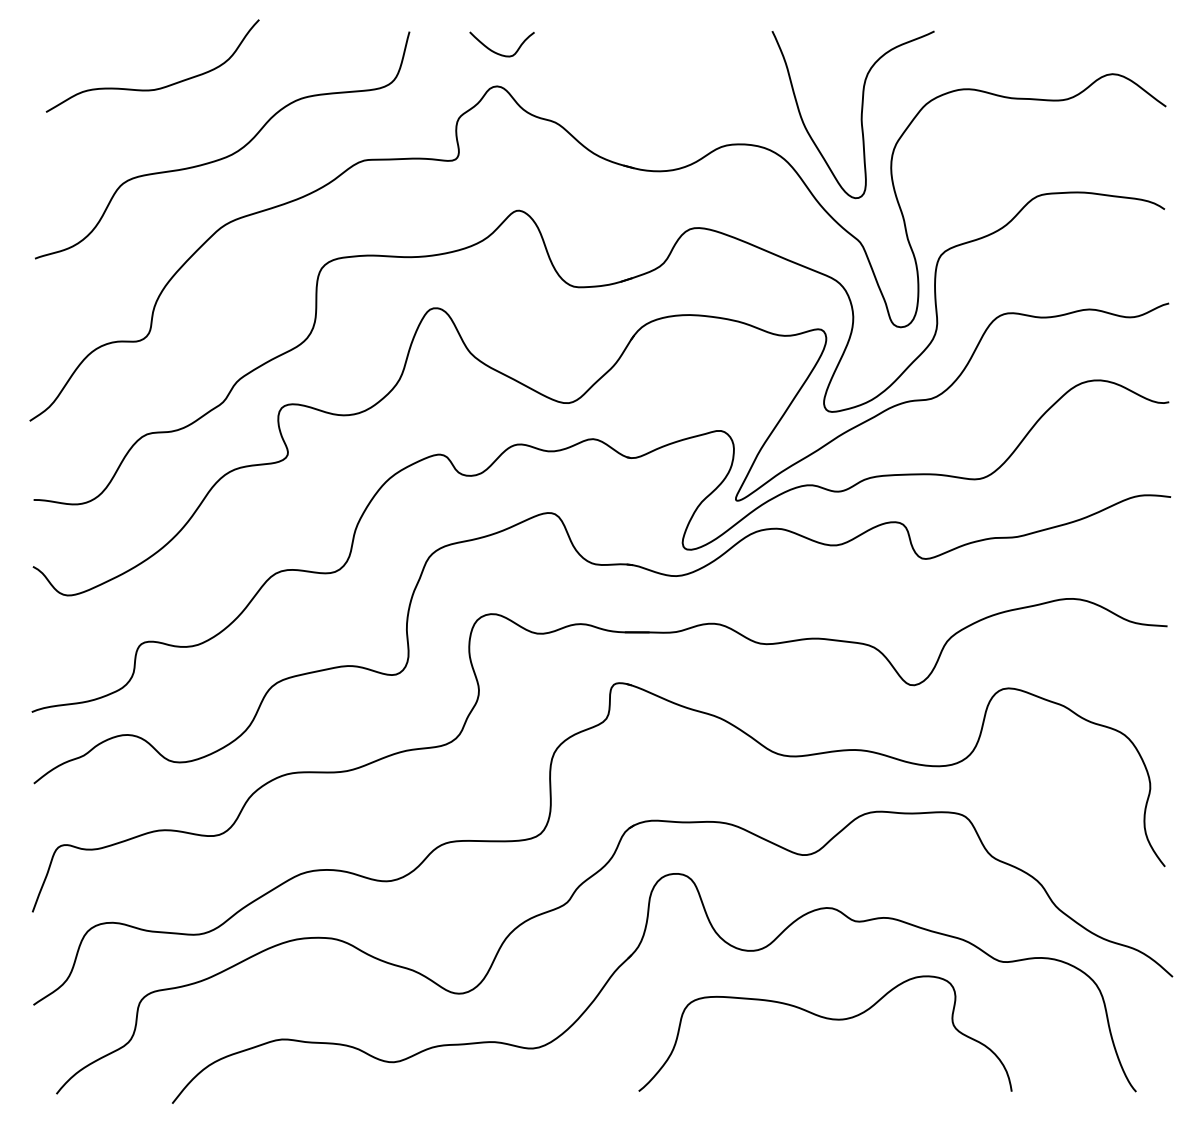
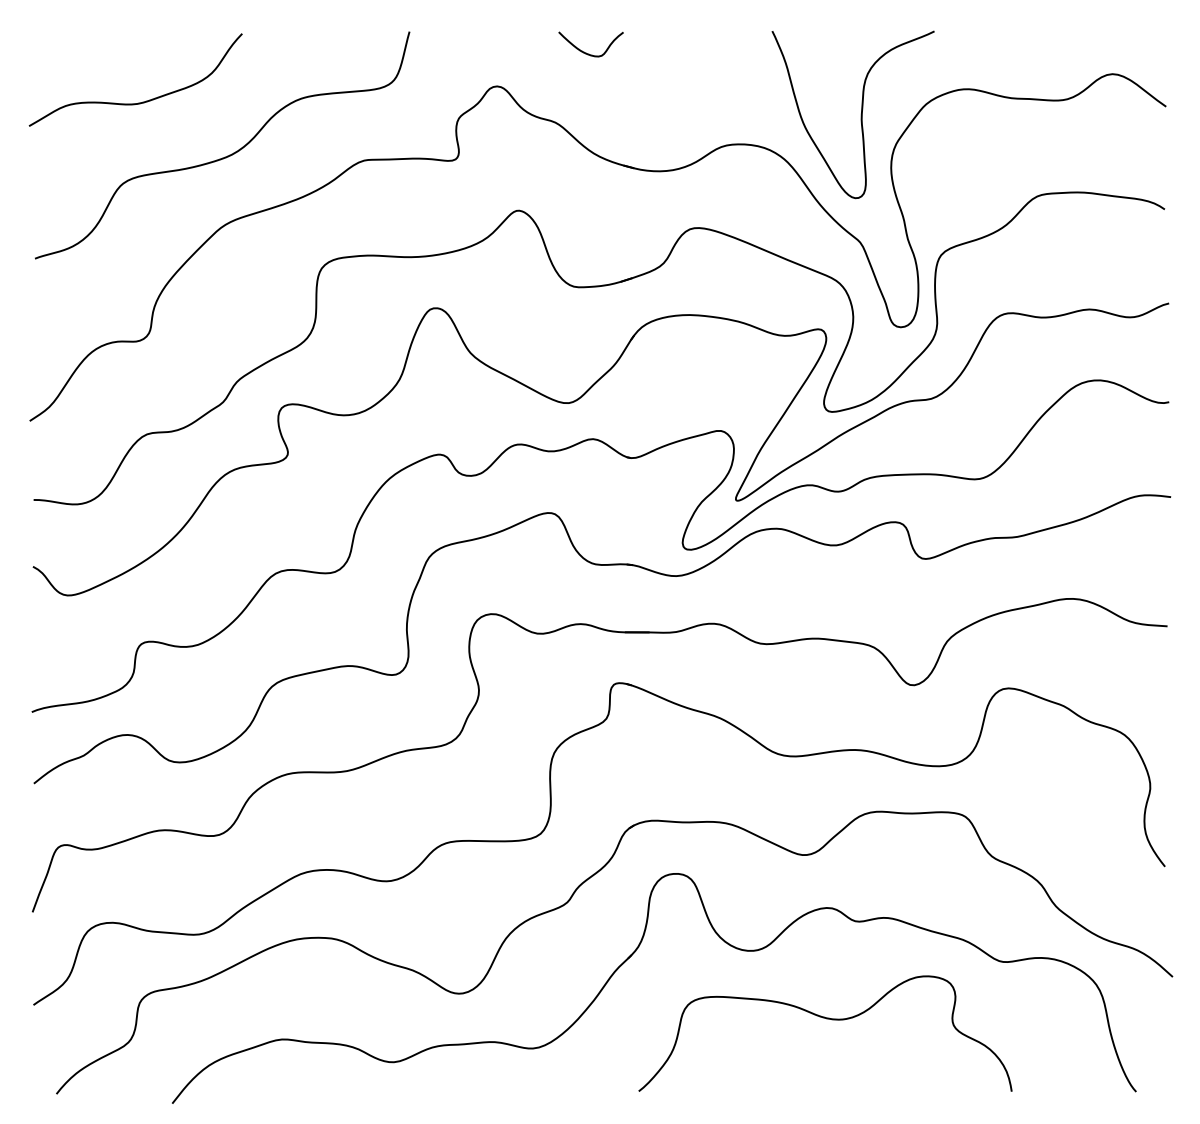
curve position: (497, 52) -> (586, 52) (586, 52)
curve position: (159, 87) -> (142, 101) (142, 101)
